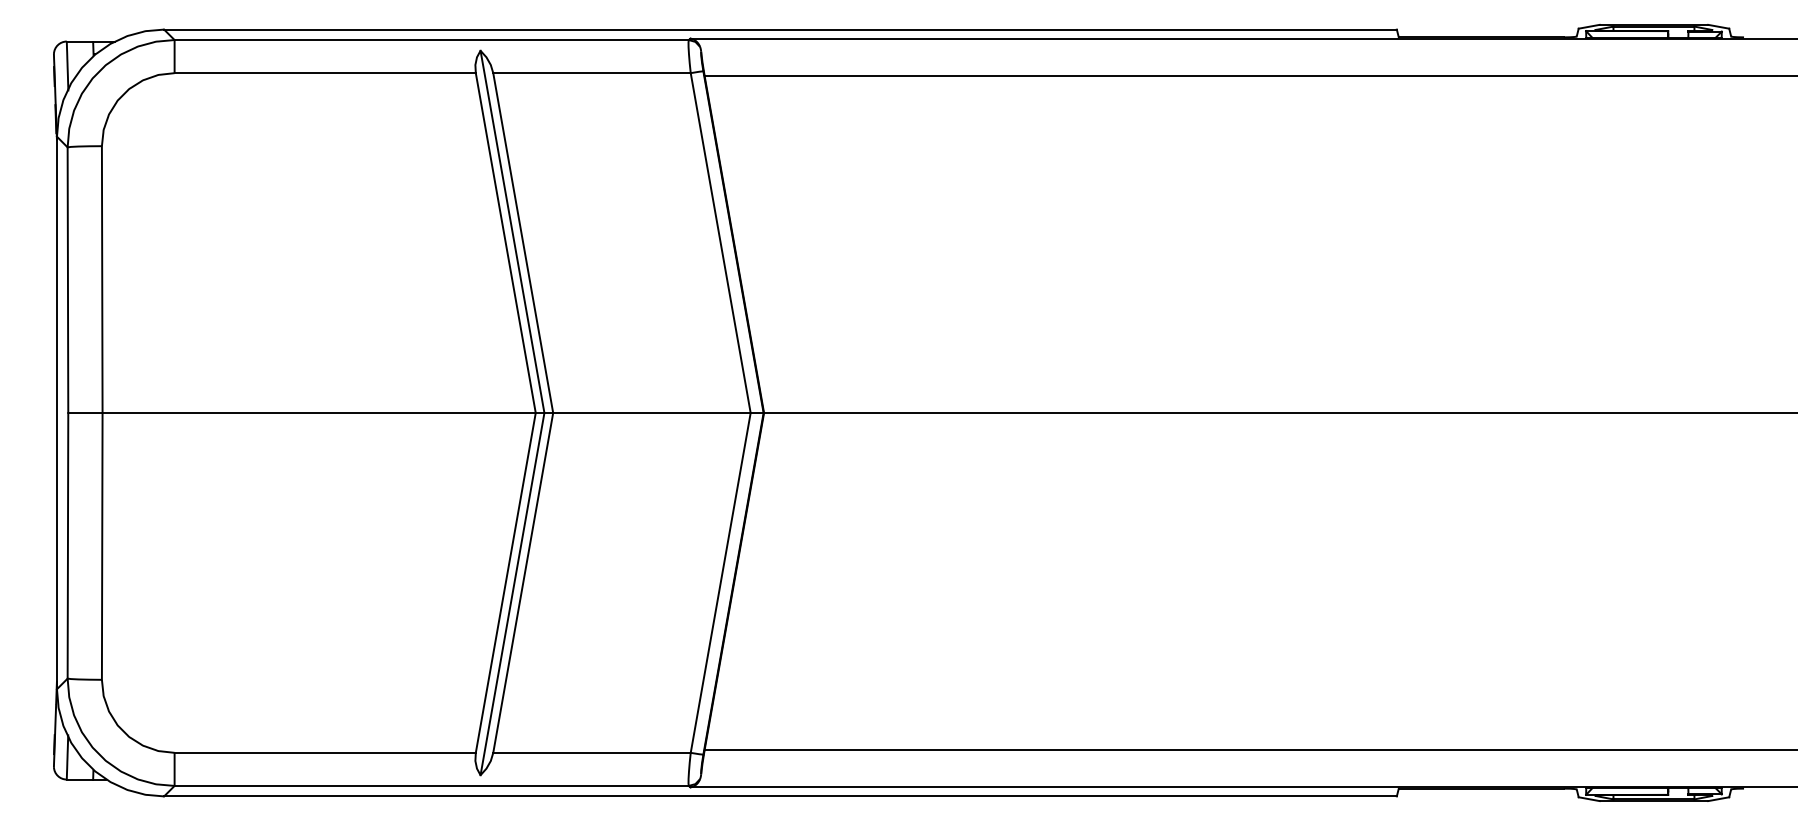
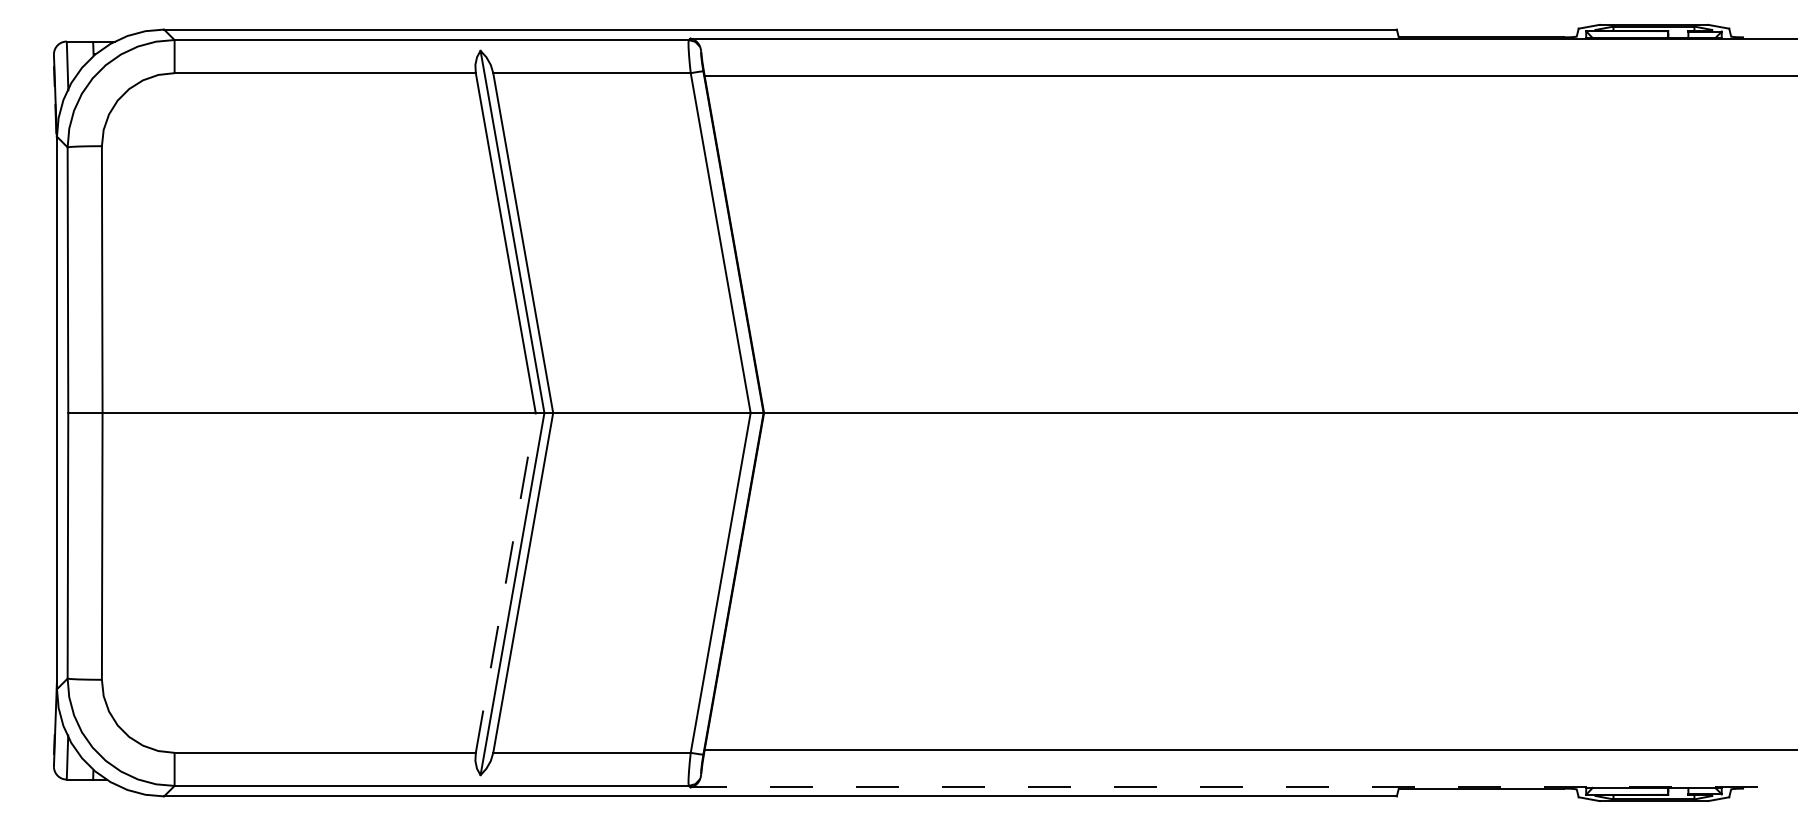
line: solid -> dashed (505, 582)
line: solid -> dashed (1243, 787)
